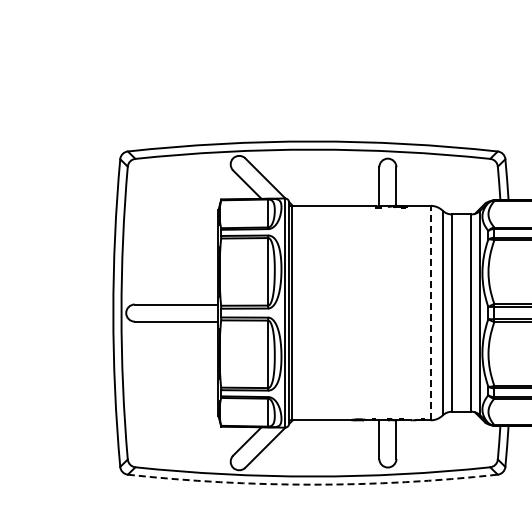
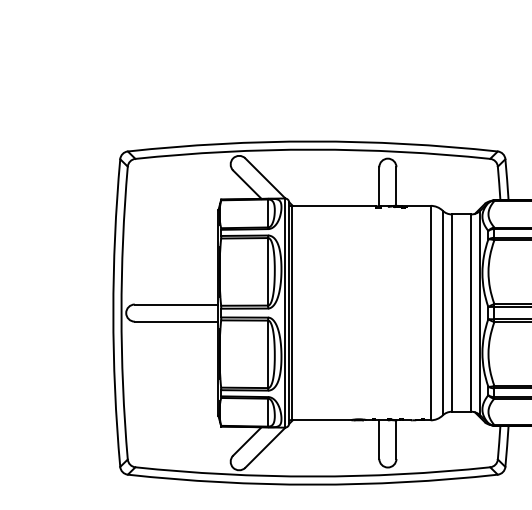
line: dashed -> solid (430, 312)
arc: dashed -> solid (312, 484)
